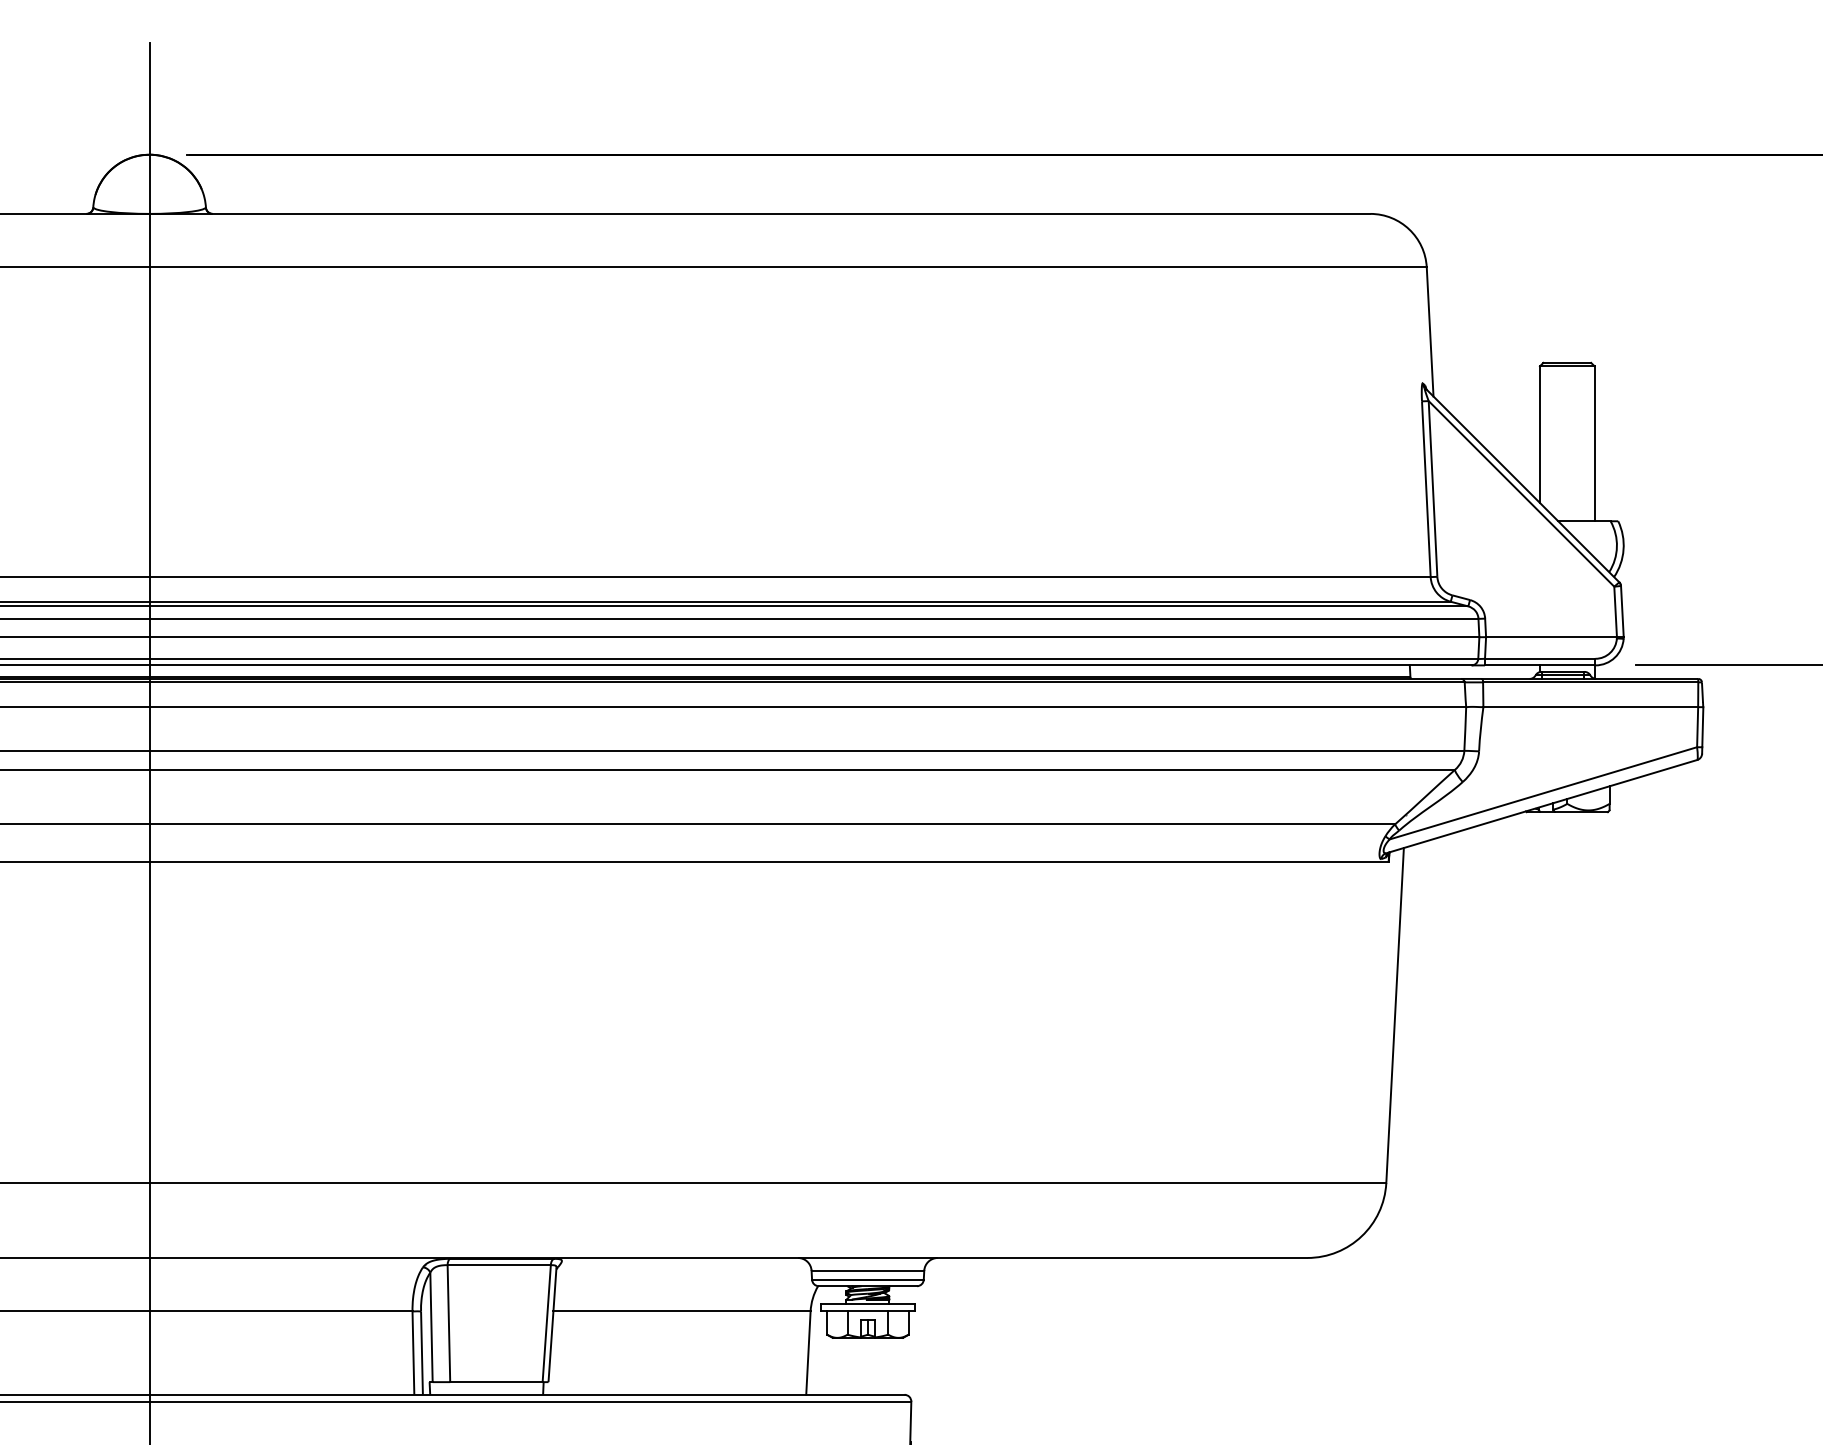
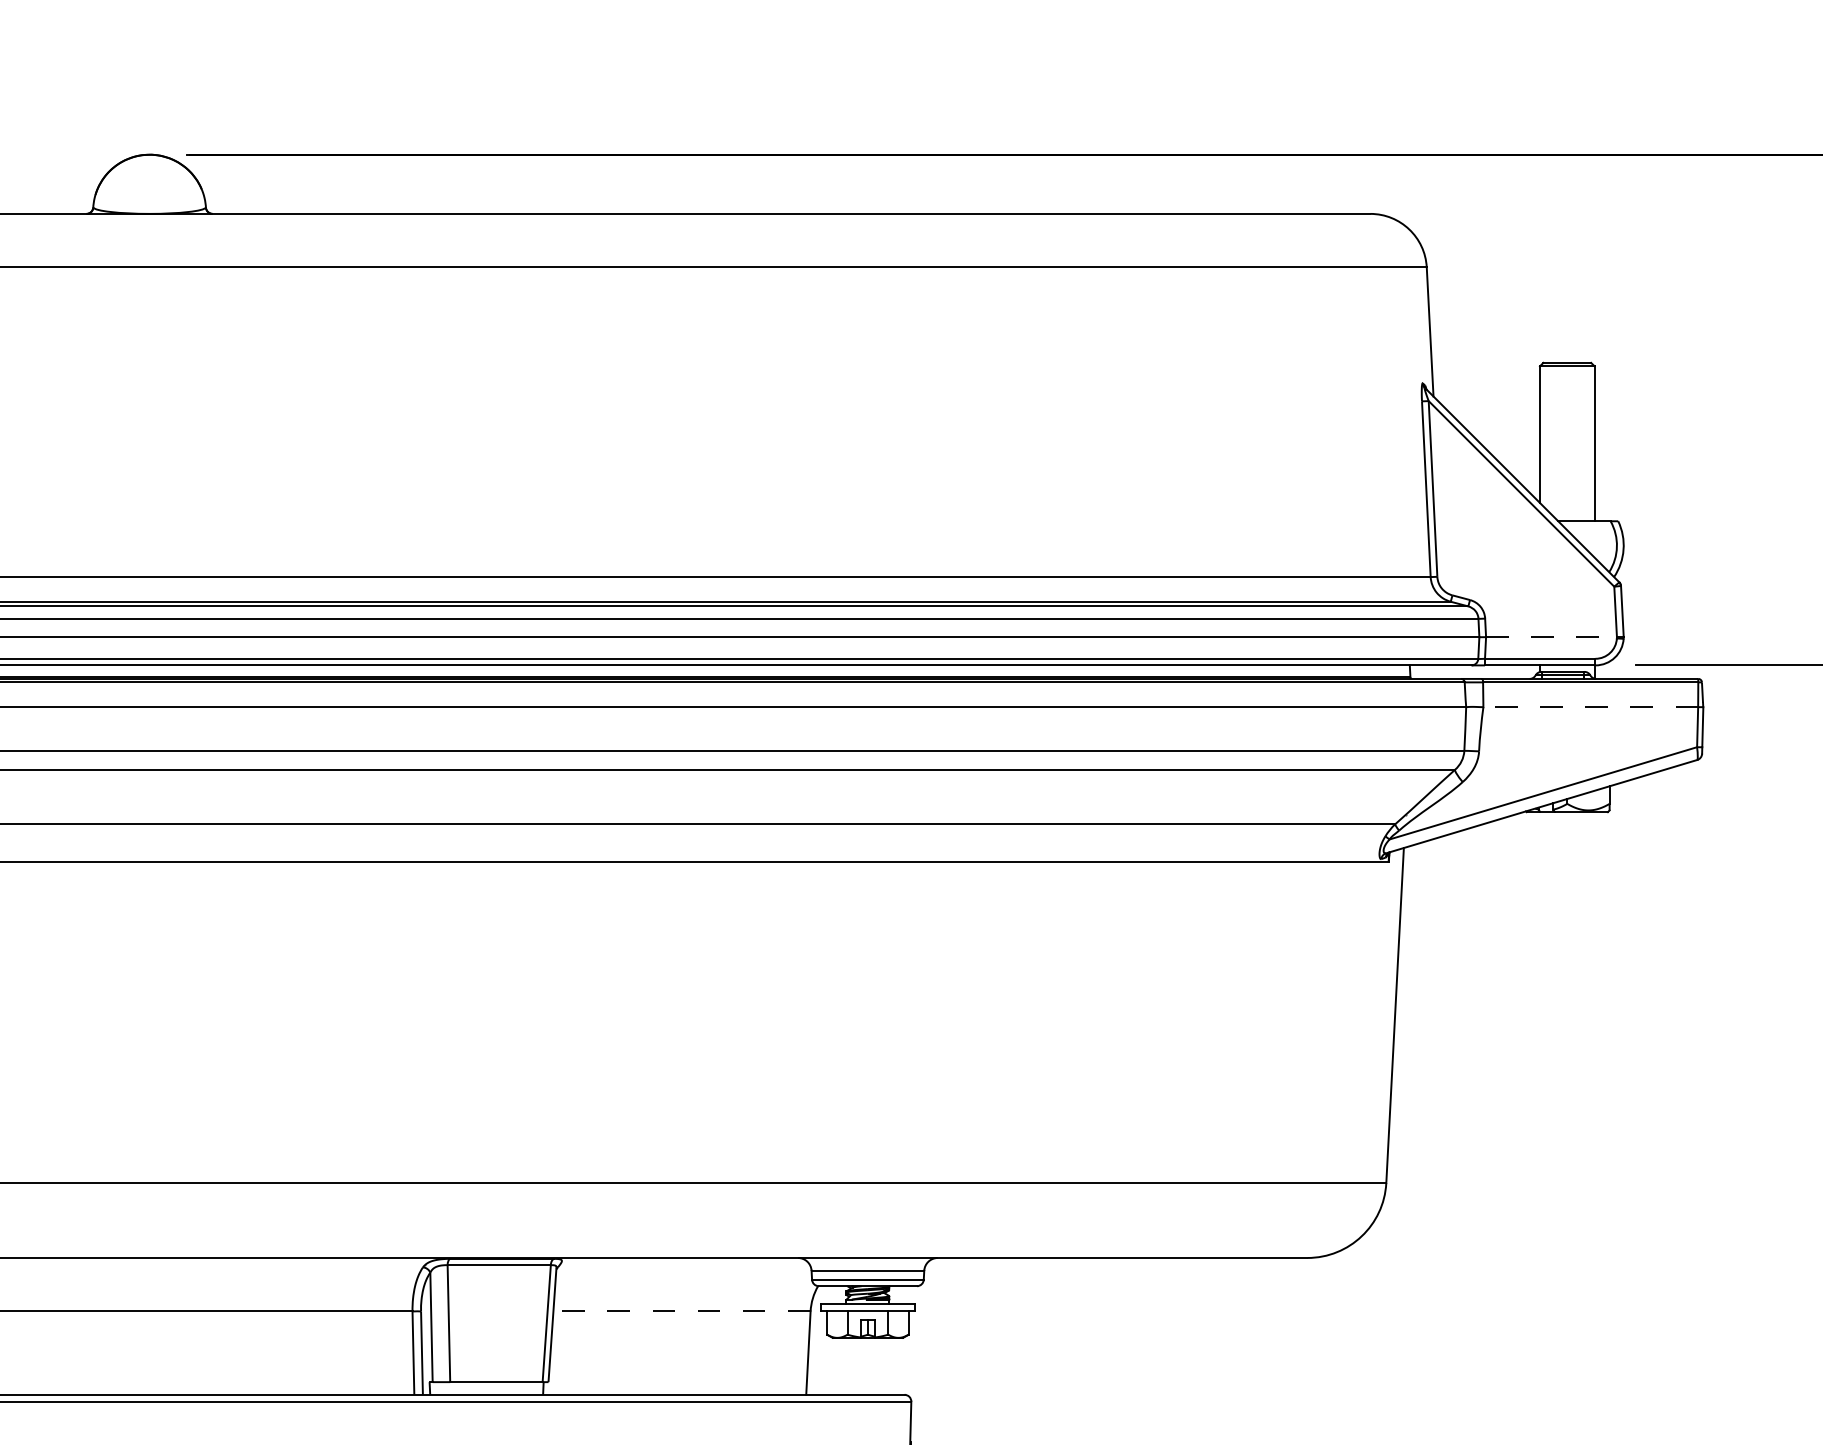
line: solid -> dashed (1552, 637)
line: solid -> dashed (1590, 707)
line: present -> none (149, 742)
line: solid -> dashed (682, 1311)
